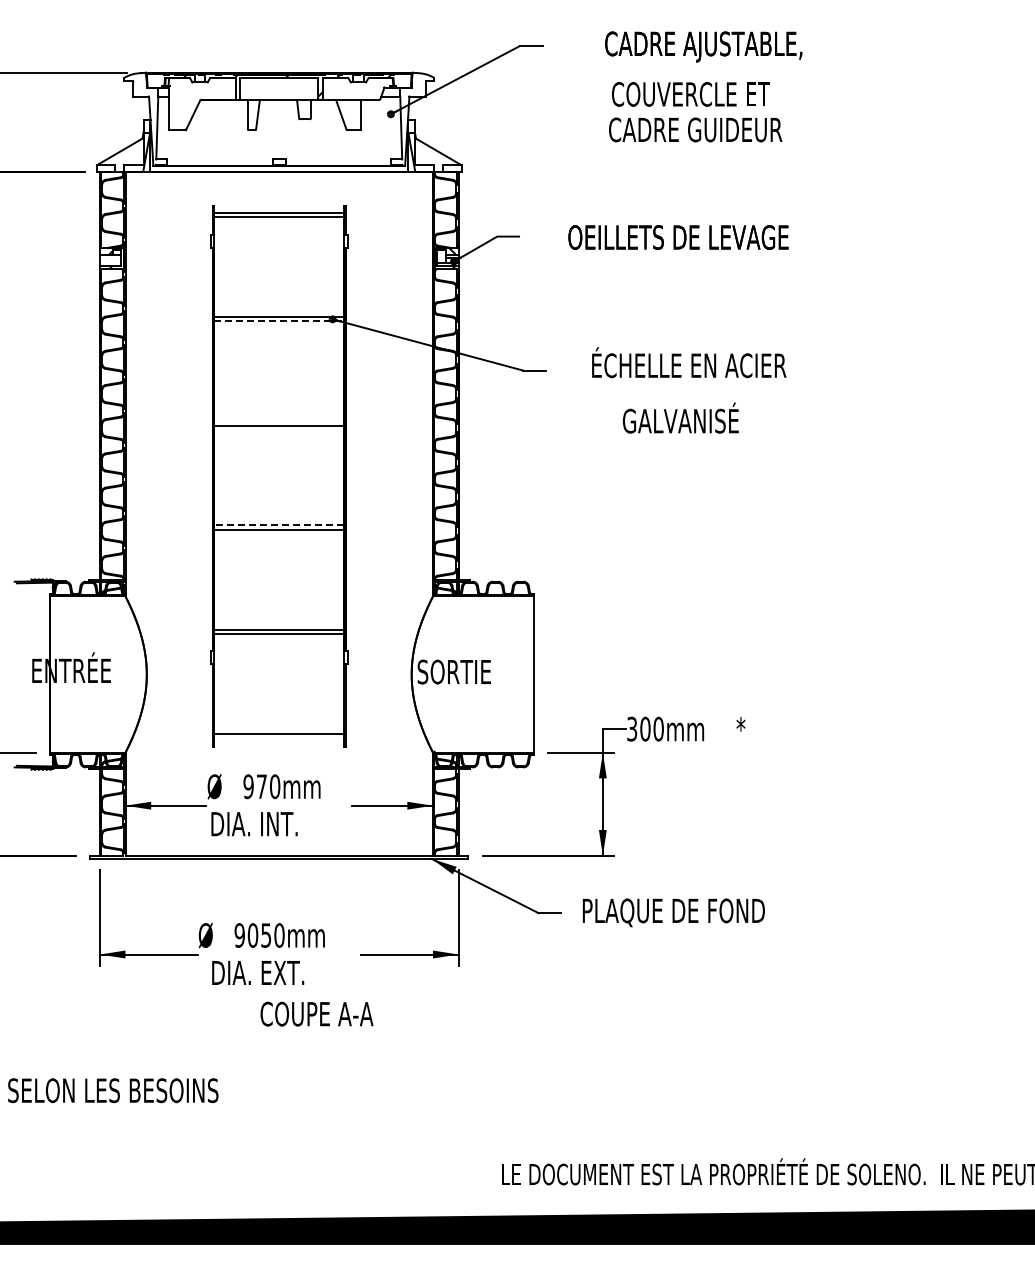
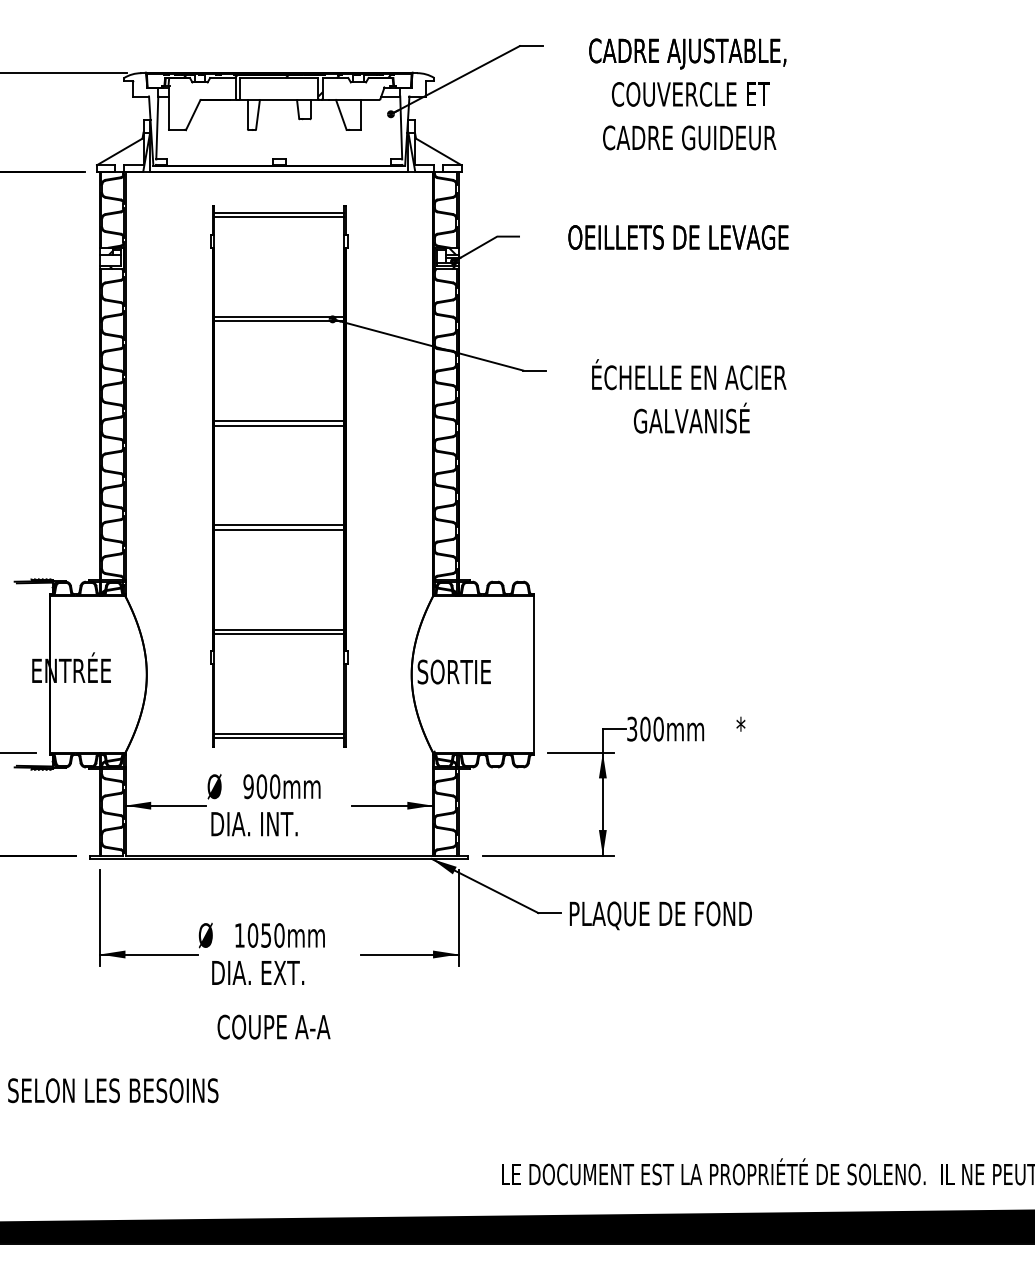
text position: (703, 46) -> (687, 53) (687, 53)
text position: (695, 129) -> (689, 137) (689, 137)
line: dashed -> solid (279, 321)
text position: (689, 362) -> (689, 374) (689, 374)
text position: (680, 417) -> (691, 417) (691, 417)
line: none -> present (279, 421)
line: dashed -> solid (278, 525)
line: none -> present (279, 738)
text: 970mm -> 900mm (261, 786)
text position: (673, 912) -> (660, 915) (660, 915)
text: 9050mm -> 1050mm (239, 935)
text position: (316, 1013) -> (273, 1026) (273, 1026)
